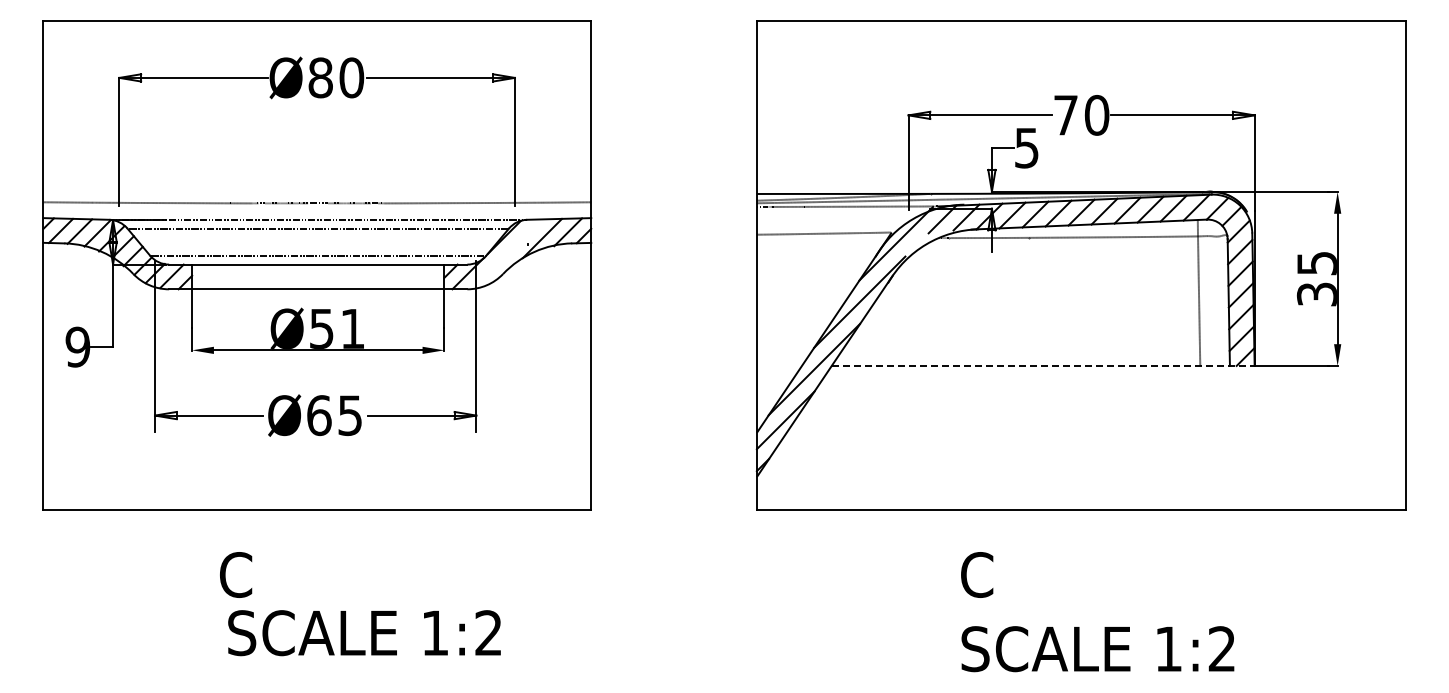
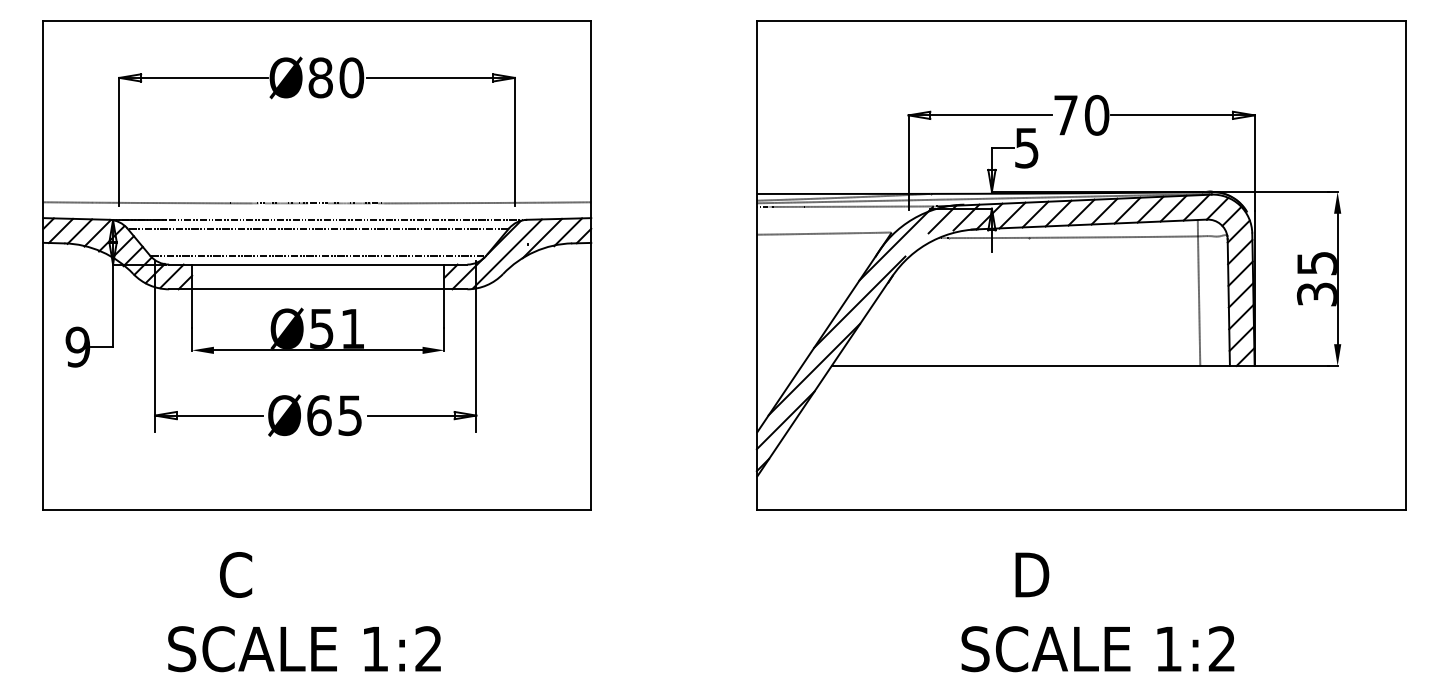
line: none -> present (506, 253)
line: dashed -> solid (1043, 365)
text: C -> D (1005, 574)
text position: (364, 633) -> (304, 649) (304, 649)
